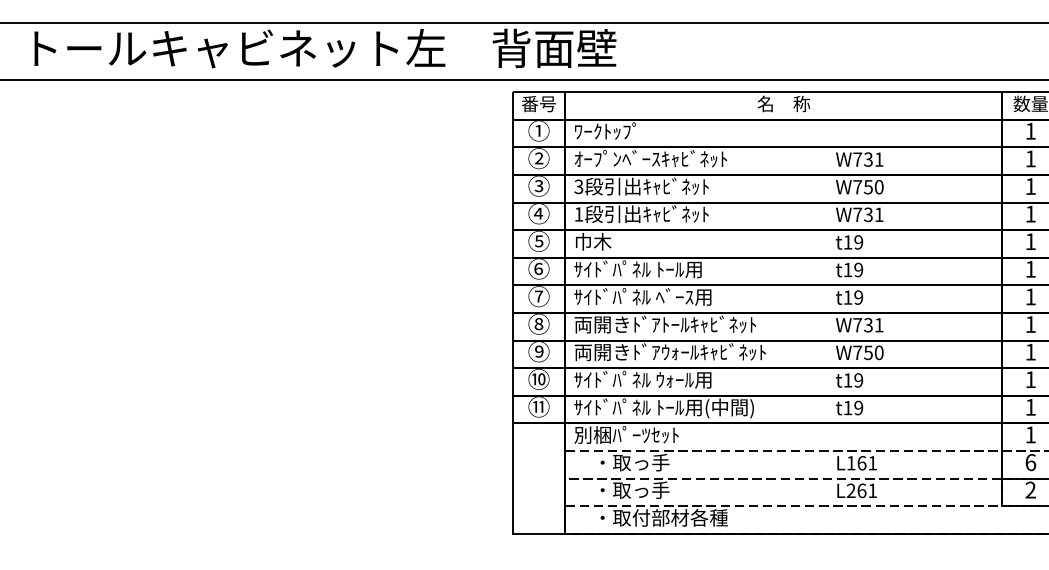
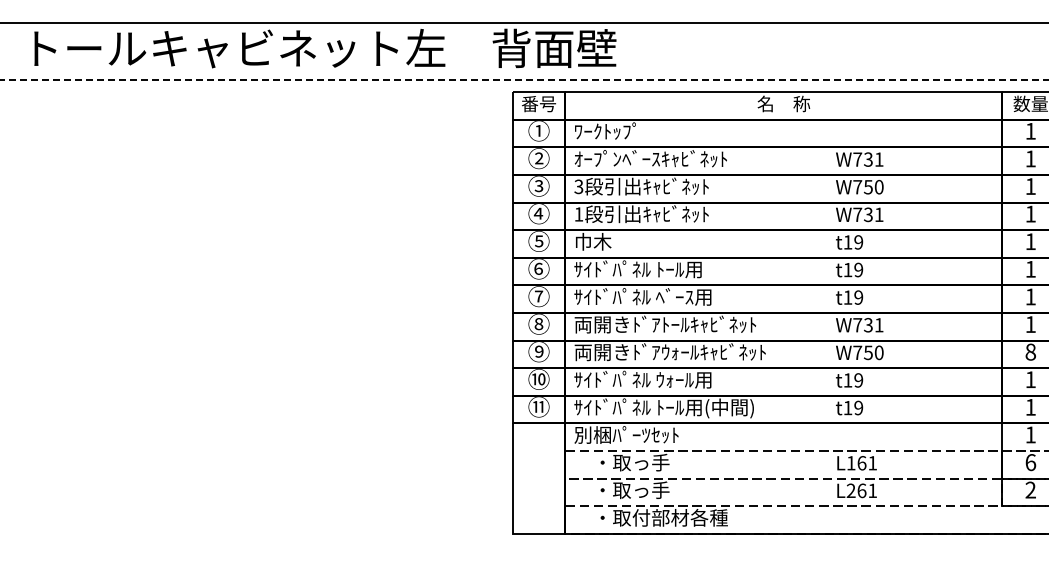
line: solid -> dashed (524, 79)
text: 1 -> 8 (1030, 351)
